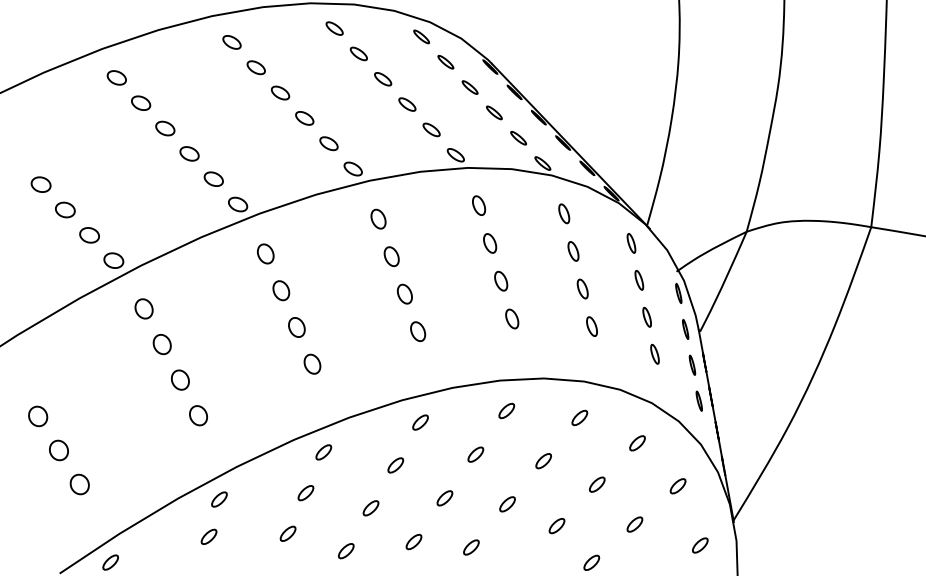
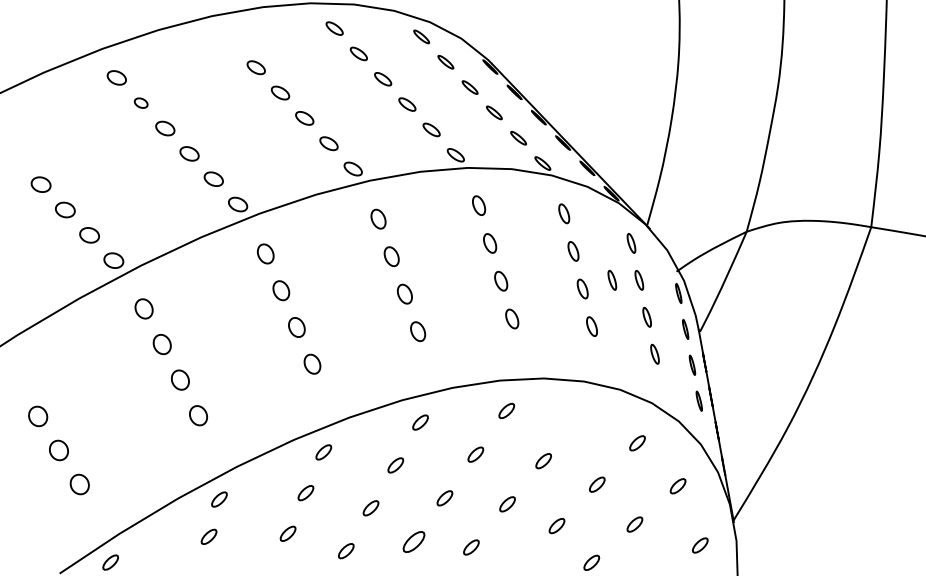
part: present -> none (231, 42)
part size: 21x16 px -> 16x12 px (140, 102)
part: none -> present (612, 280)
part: present -> none (579, 417)
part size: 18x18 px -> 24x22 px (413, 541)
